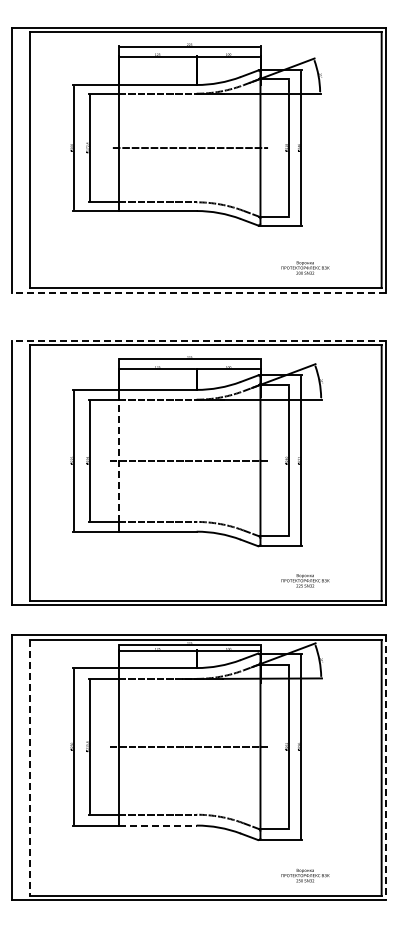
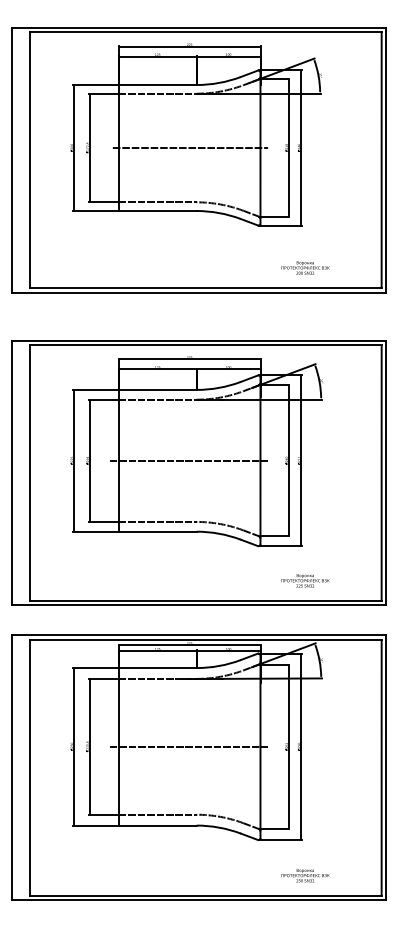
line: dashed -> solid (198, 292)
line: dashed -> solid (198, 340)
line: dashed -> solid (118, 460)
line: dashed -> solid (29, 767)
line: dashed -> solid (386, 768)
line: dashed -> solid (157, 825)
